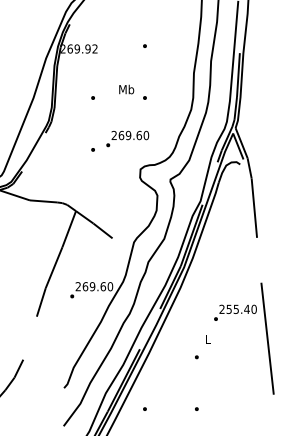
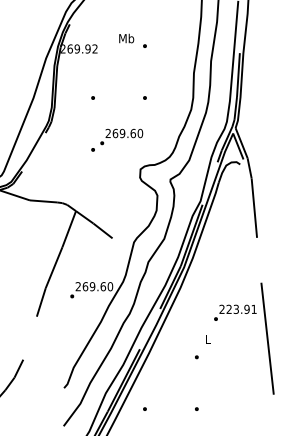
text position: (126, 89) -> (126, 38) (126, 38)
text position: (127, 138) -> (121, 136) (121, 136)
text: 255.40 -> 223.91 (241, 309)
